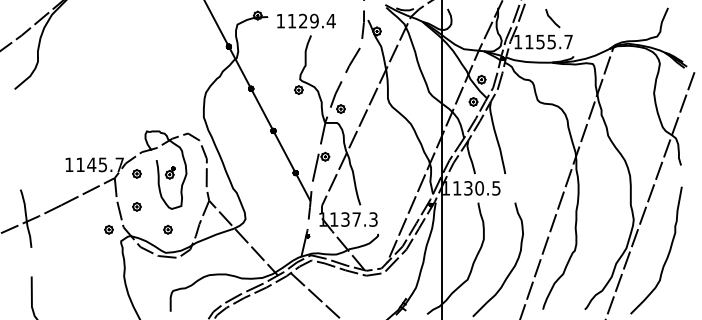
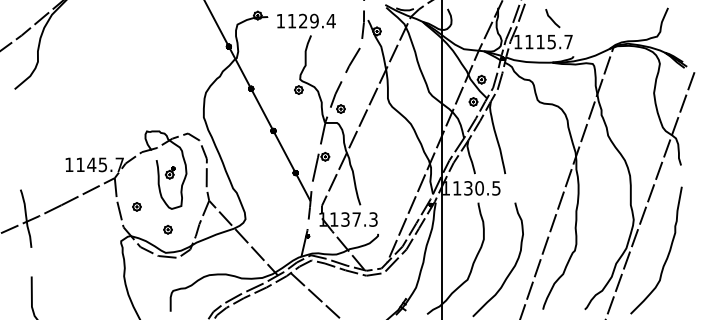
text: 1155.7 -> 1115.7 (540, 41)
part: present -> none (136, 173)
part: present -> none (108, 229)
